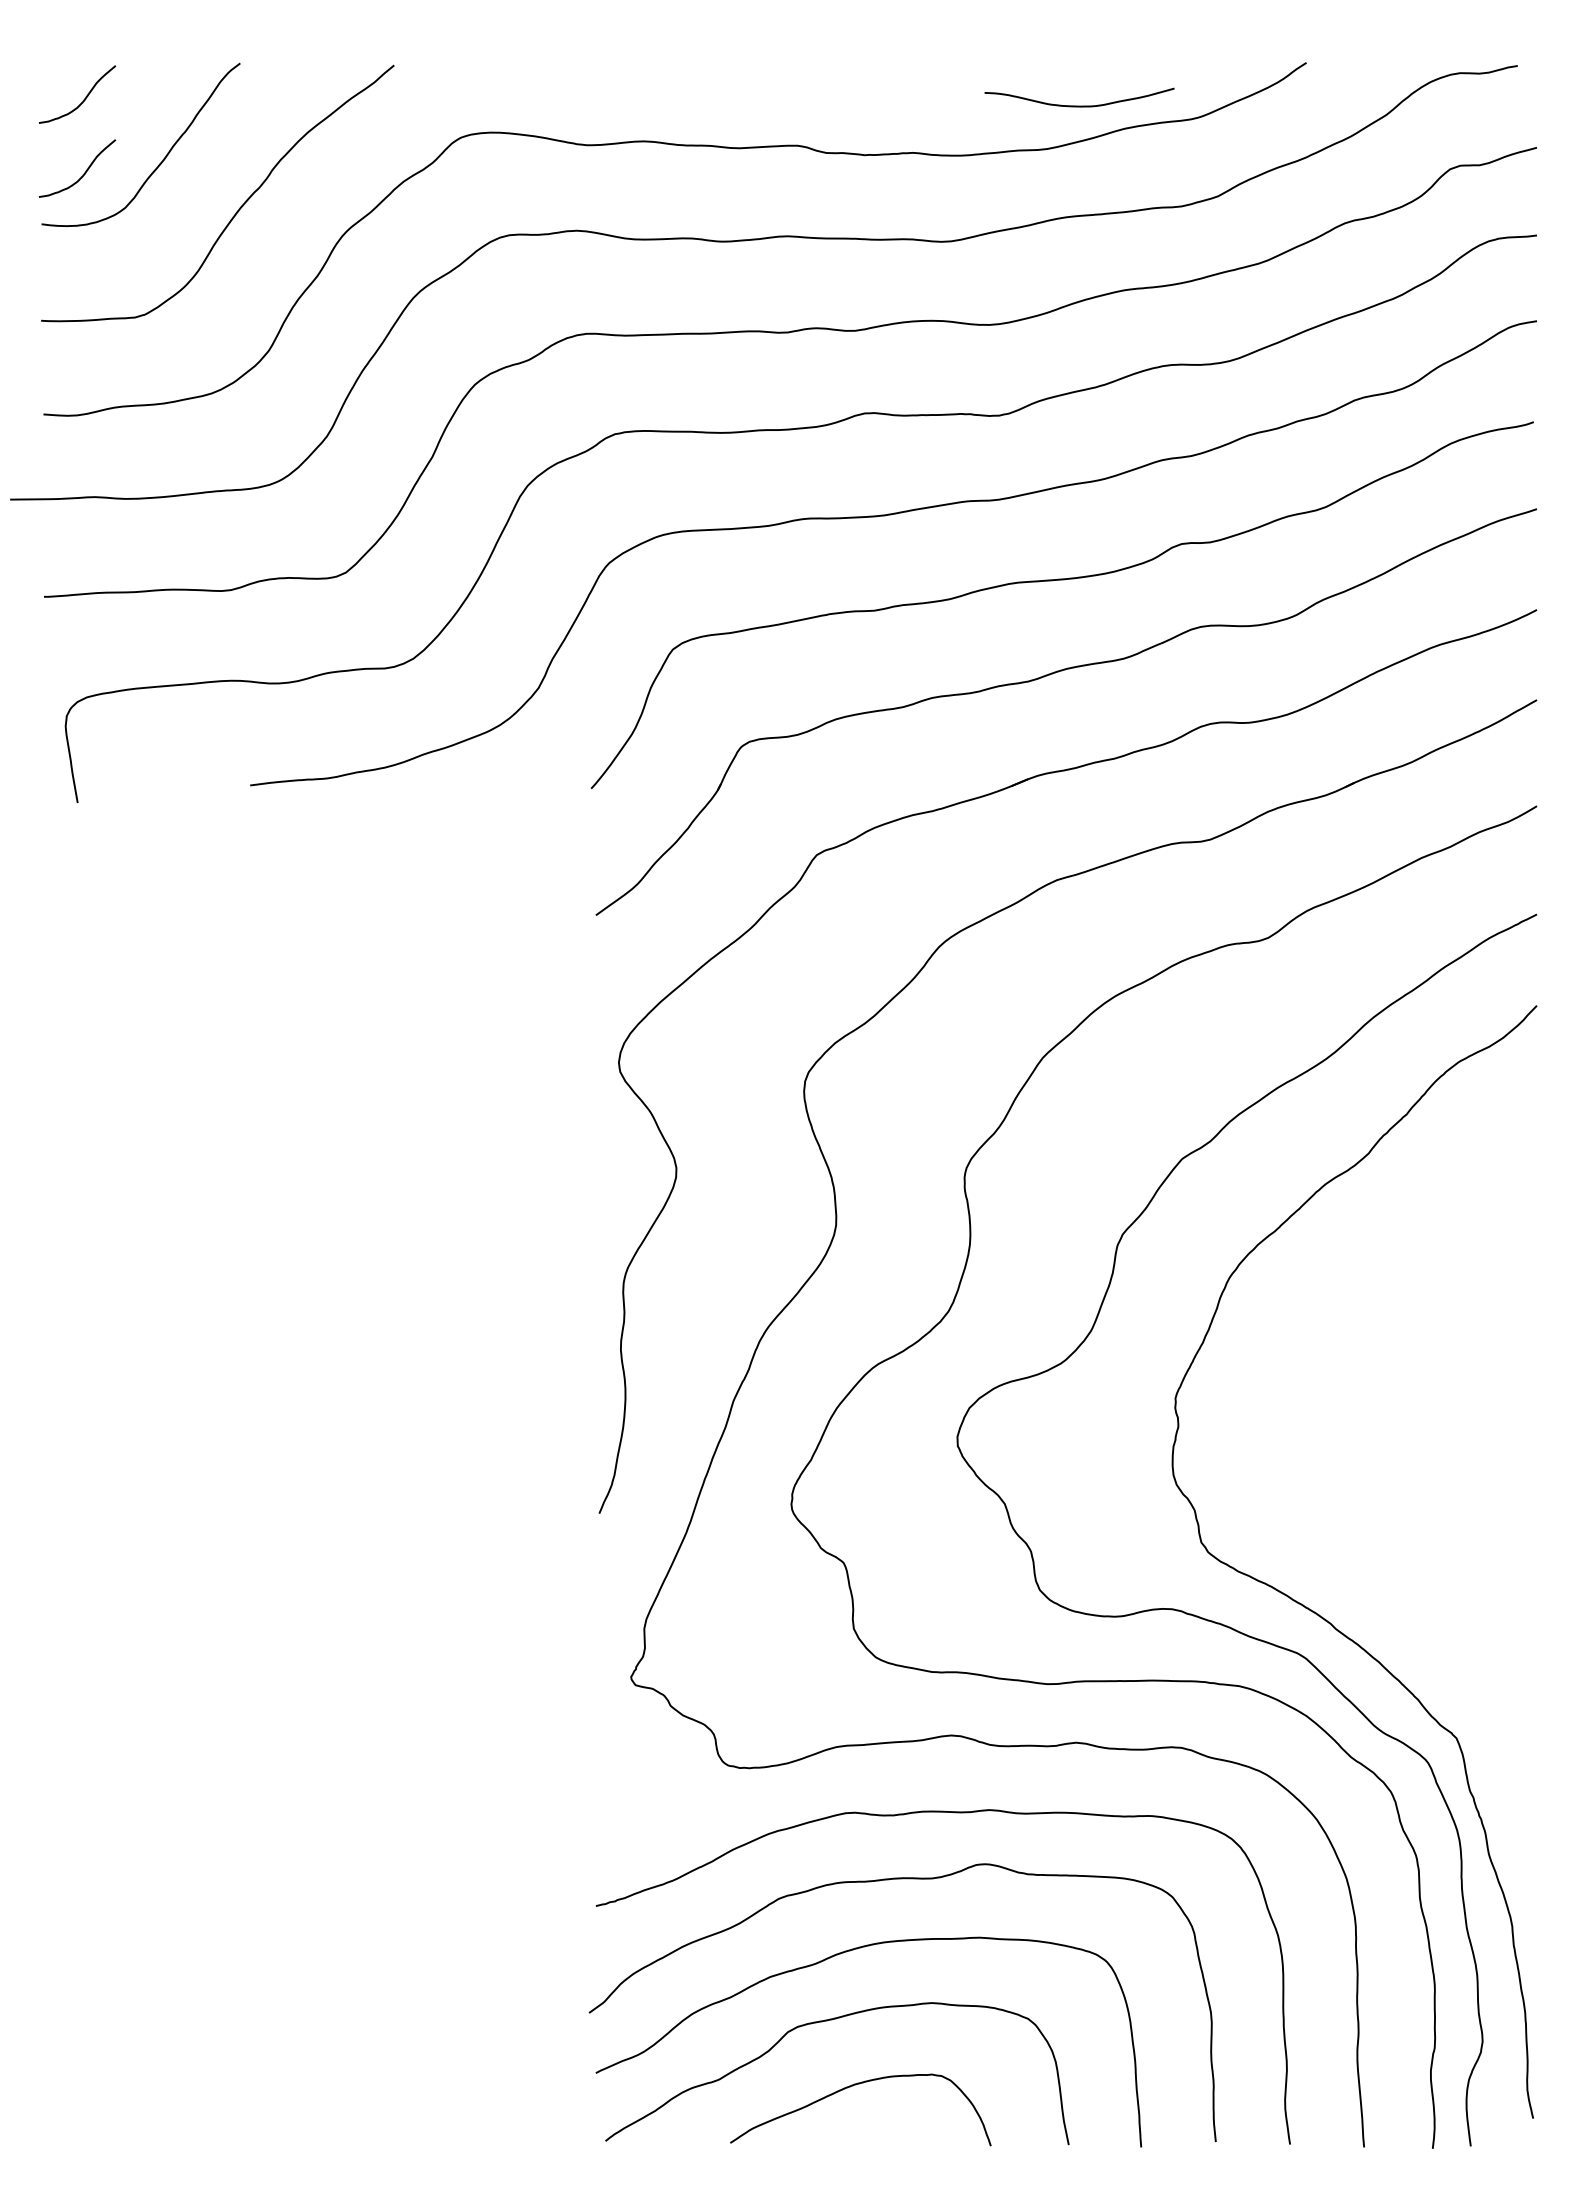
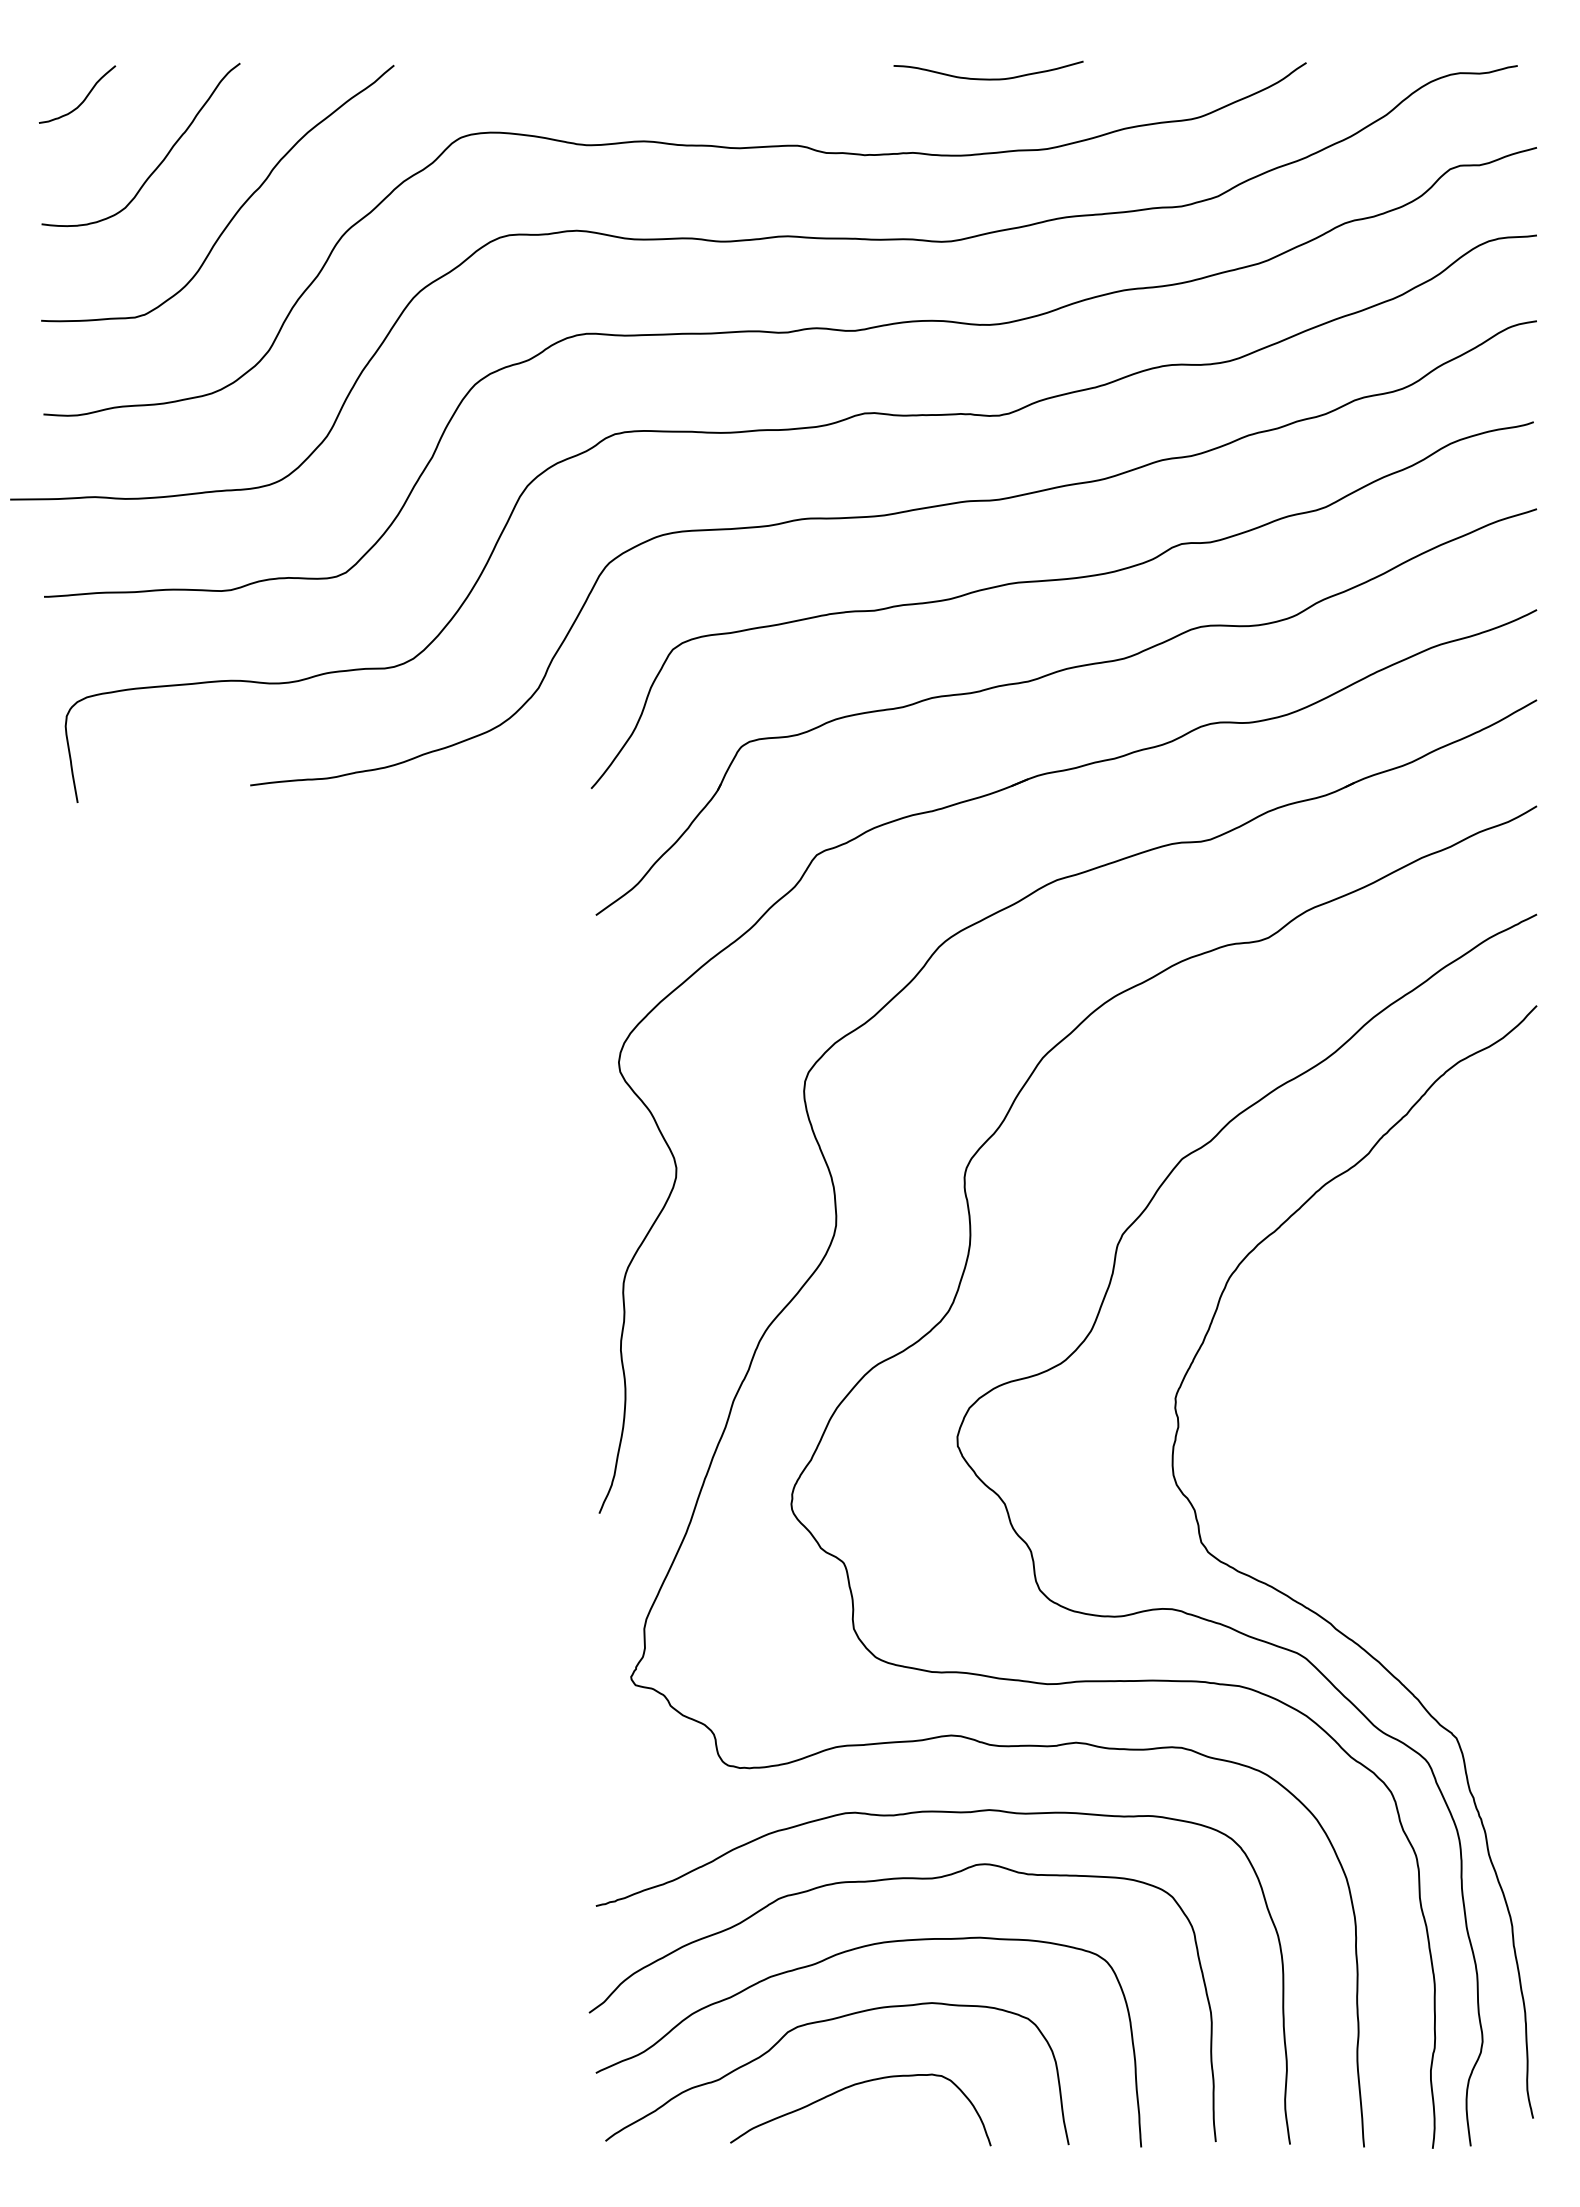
curve position: (1079, 105) -> (988, 78) (988, 78)
curve: present -> none (83, 173)
